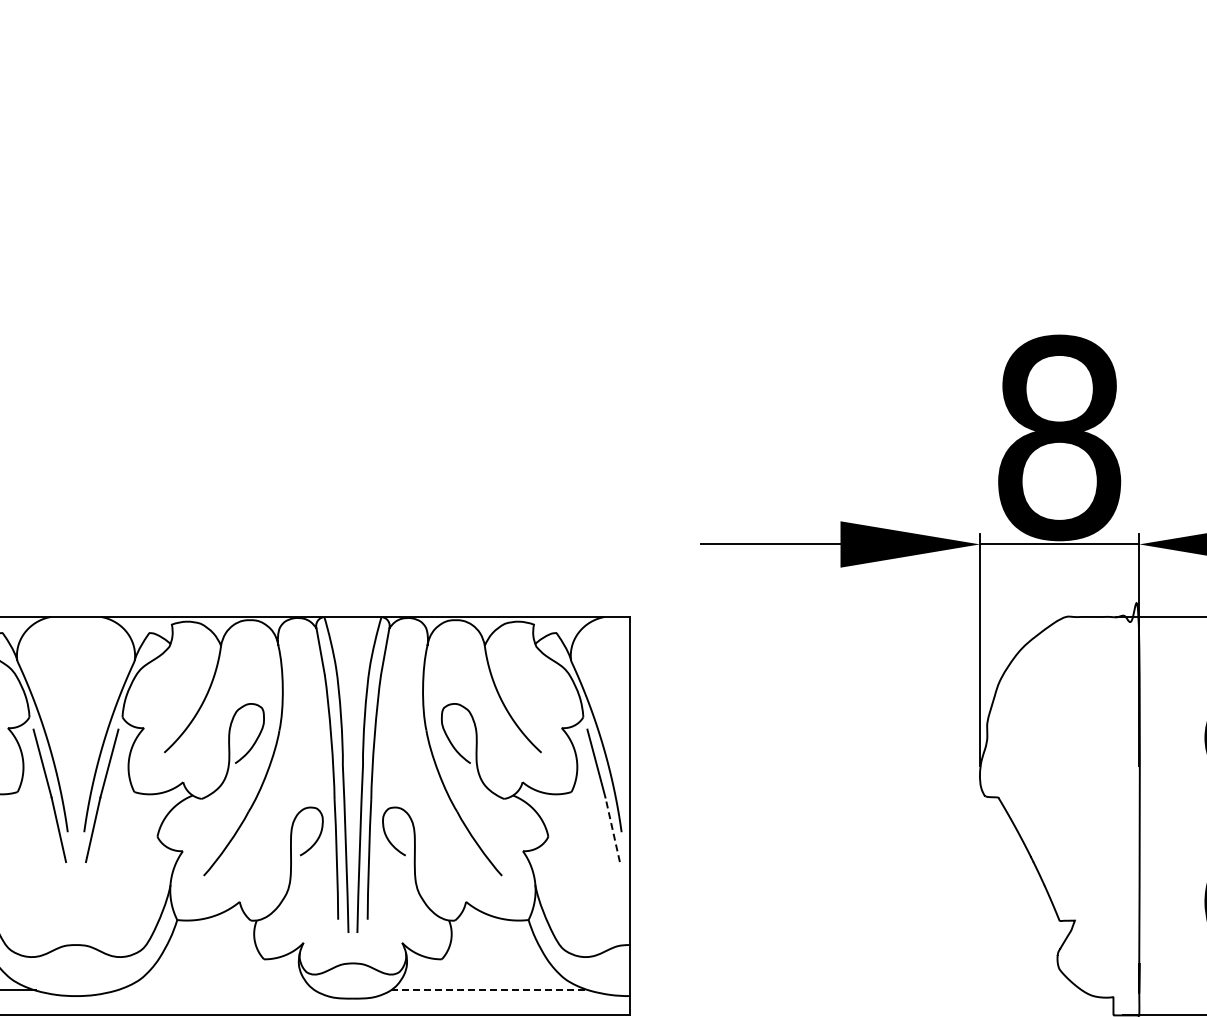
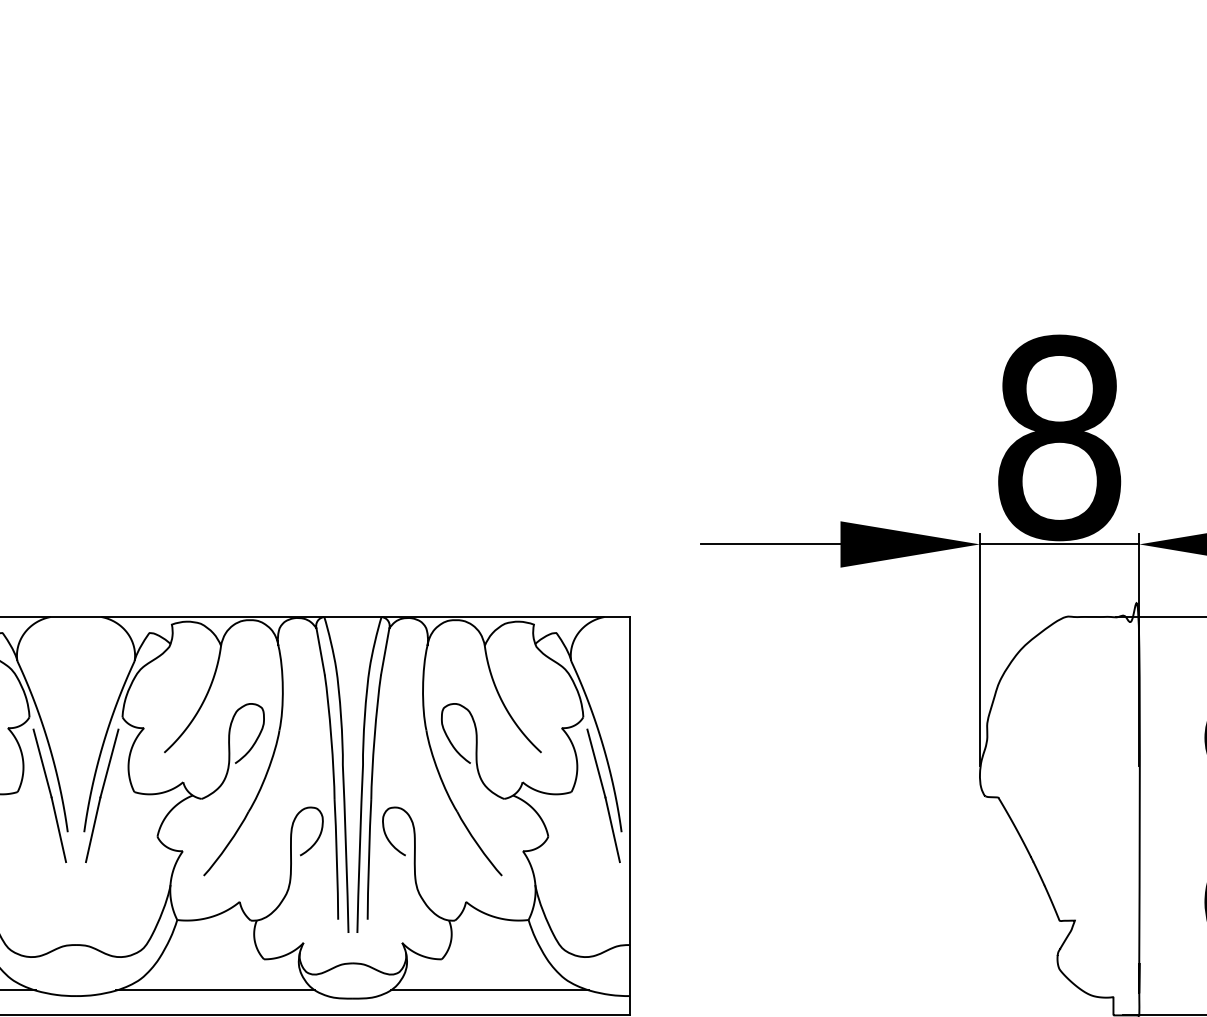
line: dashed -> solid (612, 829)
line: none -> present (215, 990)
line: dashed -> solid (490, 990)
